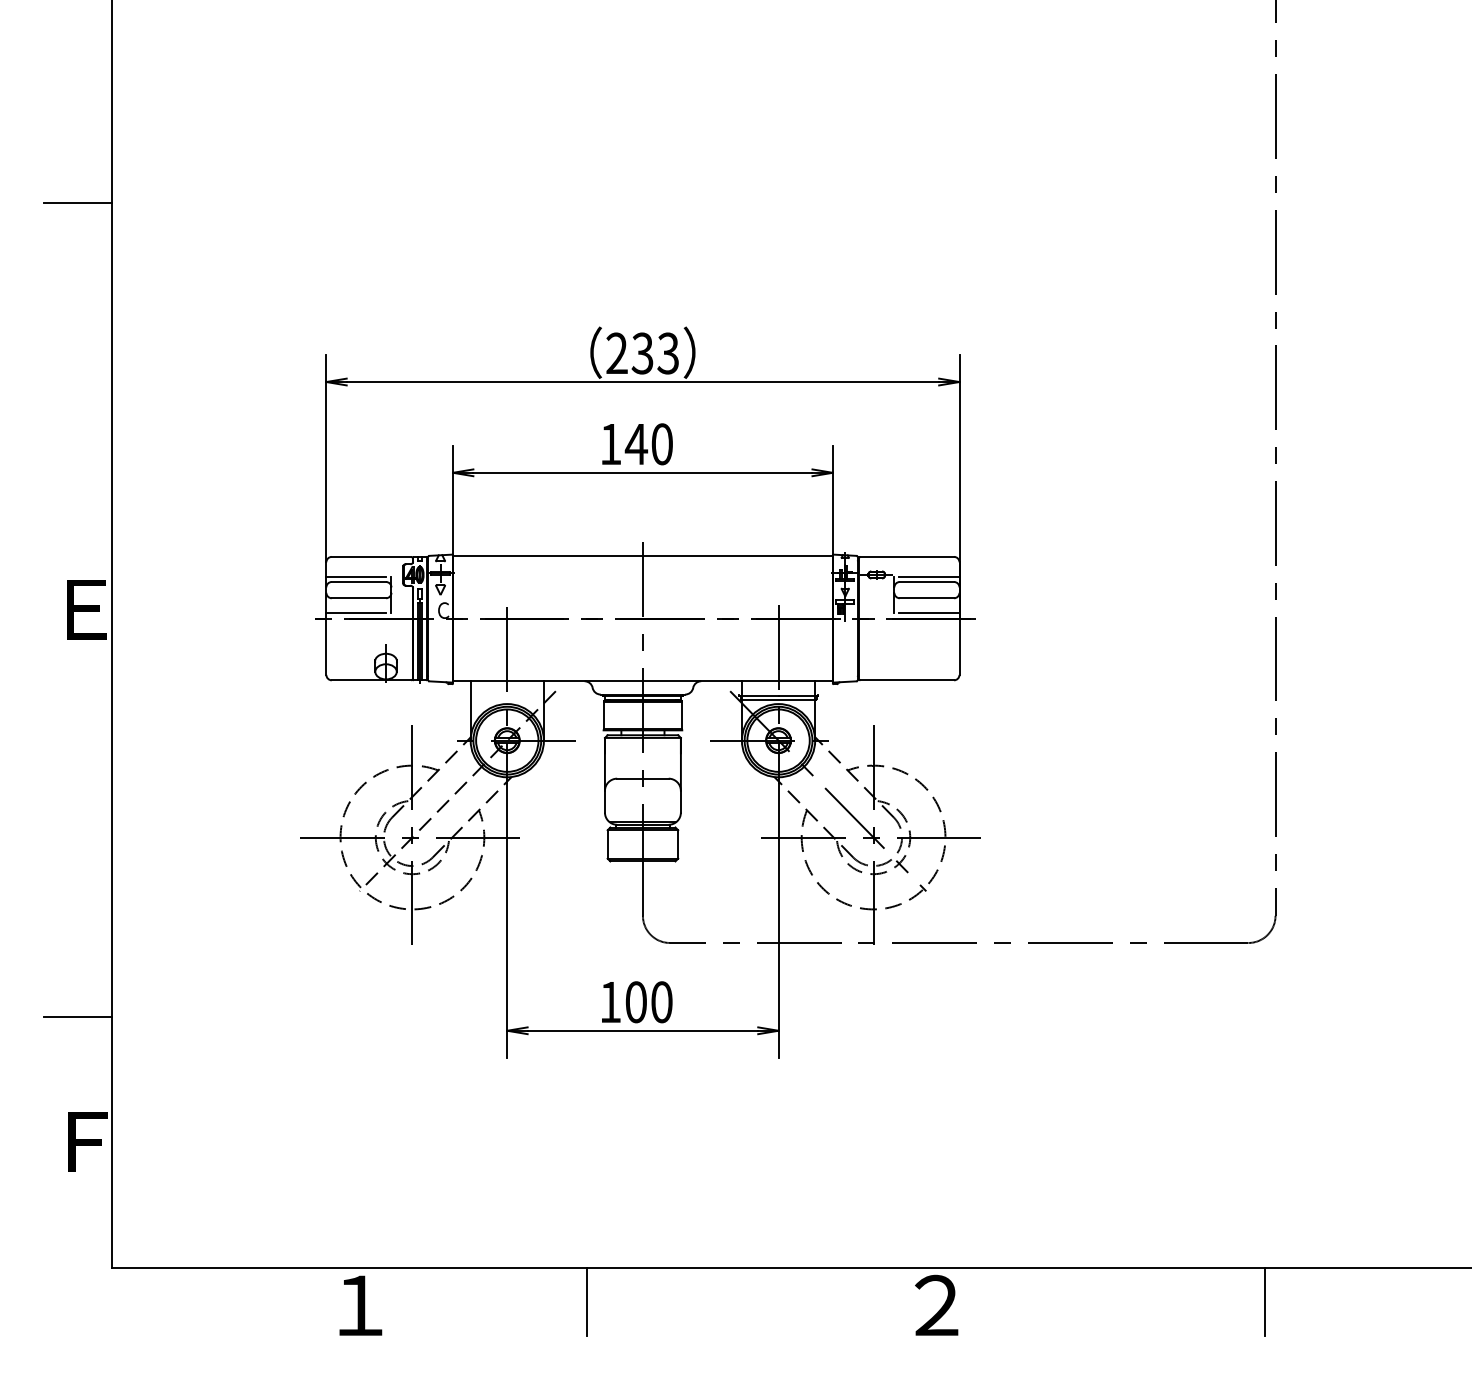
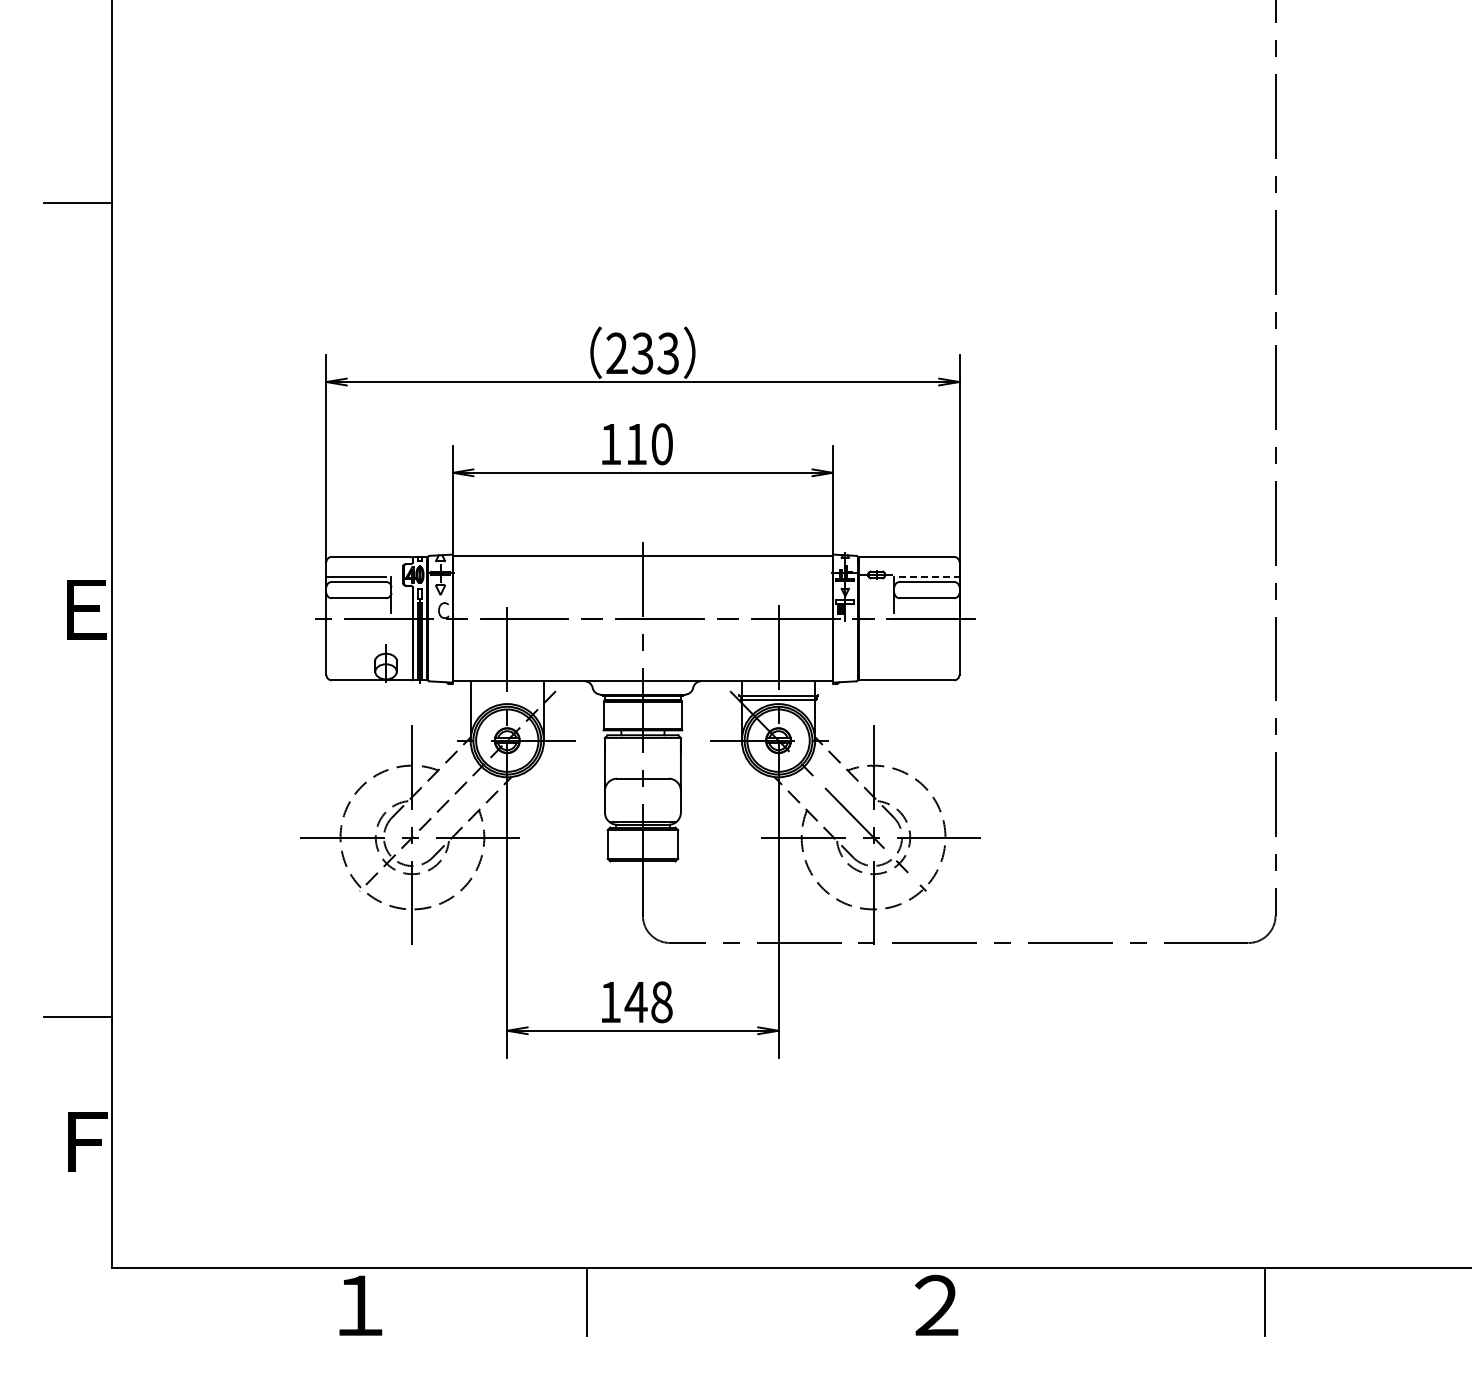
text: 140 -> 110 (636, 444)
line: solid -> dashed (929, 577)
line: present -> none (356, 613)
line: present -> none (929, 613)
text: 100 -> 148 (648, 1002)
